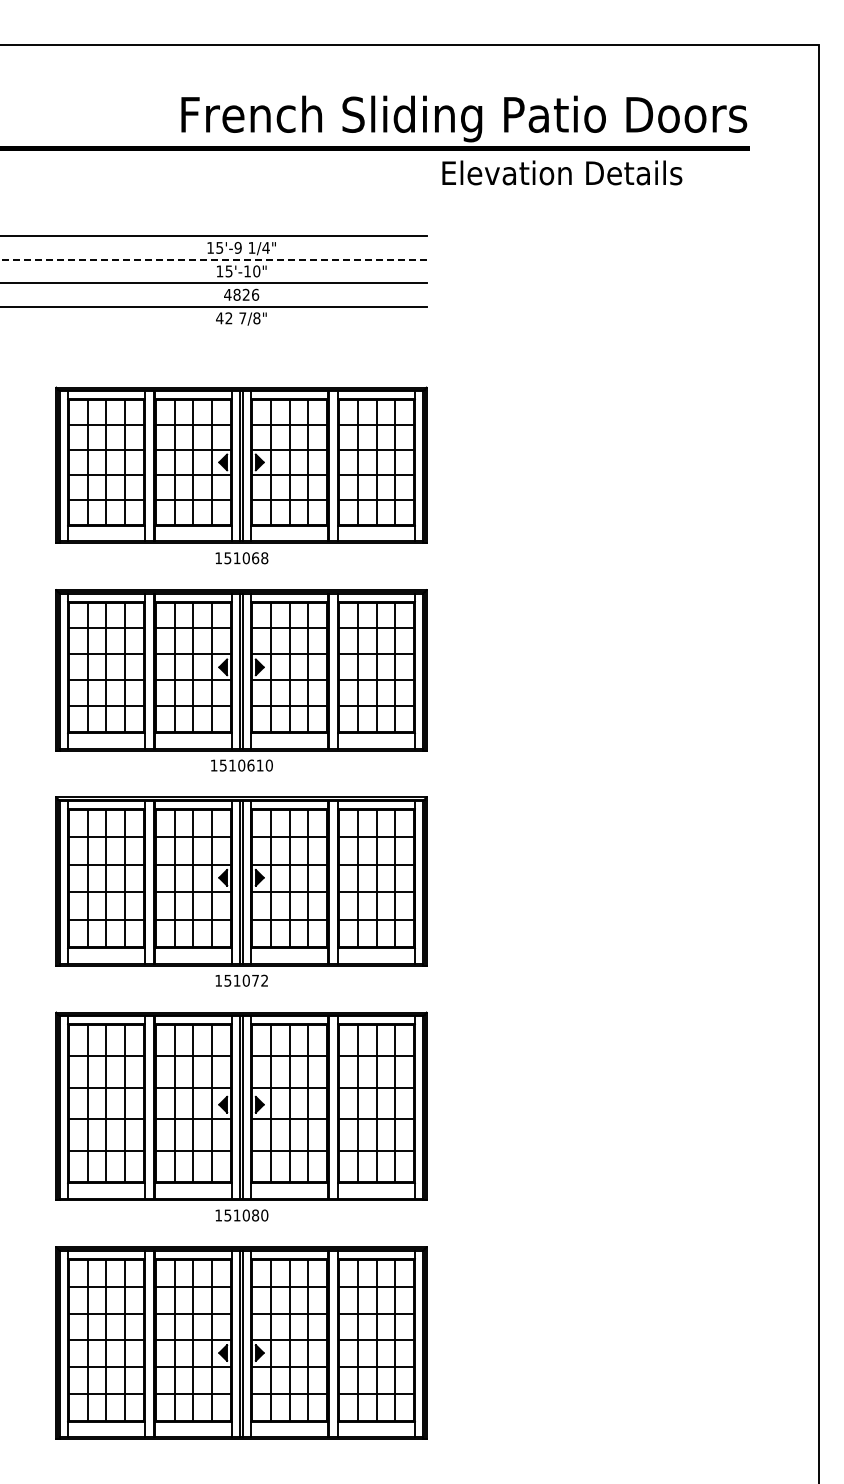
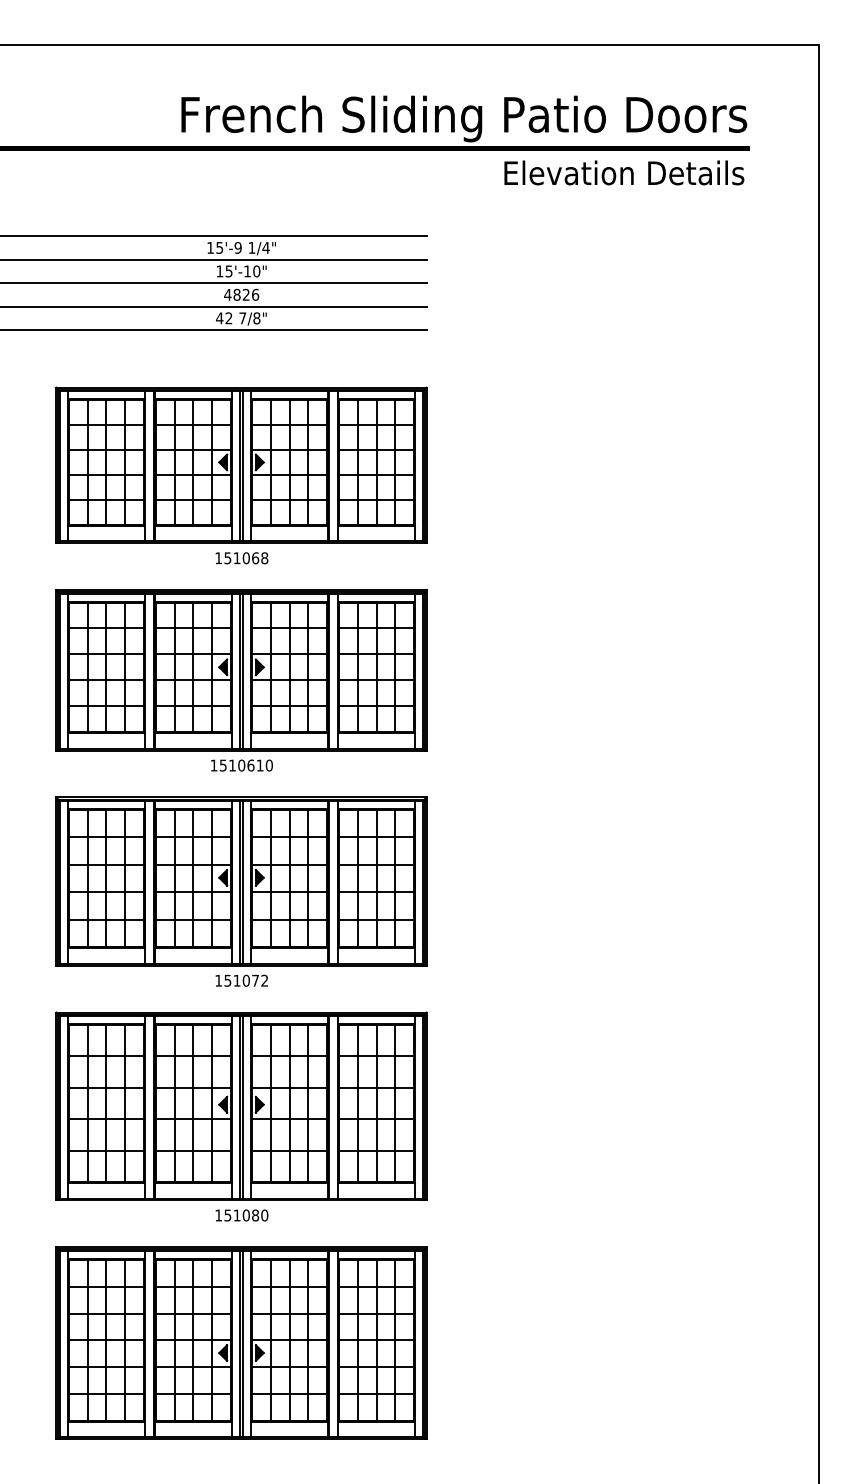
text position: (562, 172) -> (624, 172) (624, 172)
line: dashed -> solid (213, 259)
line: none -> present (214, 330)
